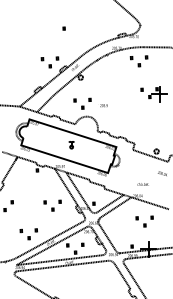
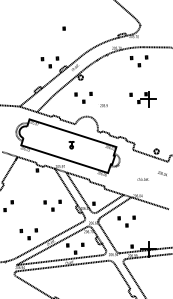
part position: (153, 94) -> (142, 99) (142, 99)
part position: (82, 103) -> (83, 97) (83, 97)
text position: (142, 184) -> (142, 179) (142, 179)
part position: (144, 221) -> (126, 221) (126, 221)
